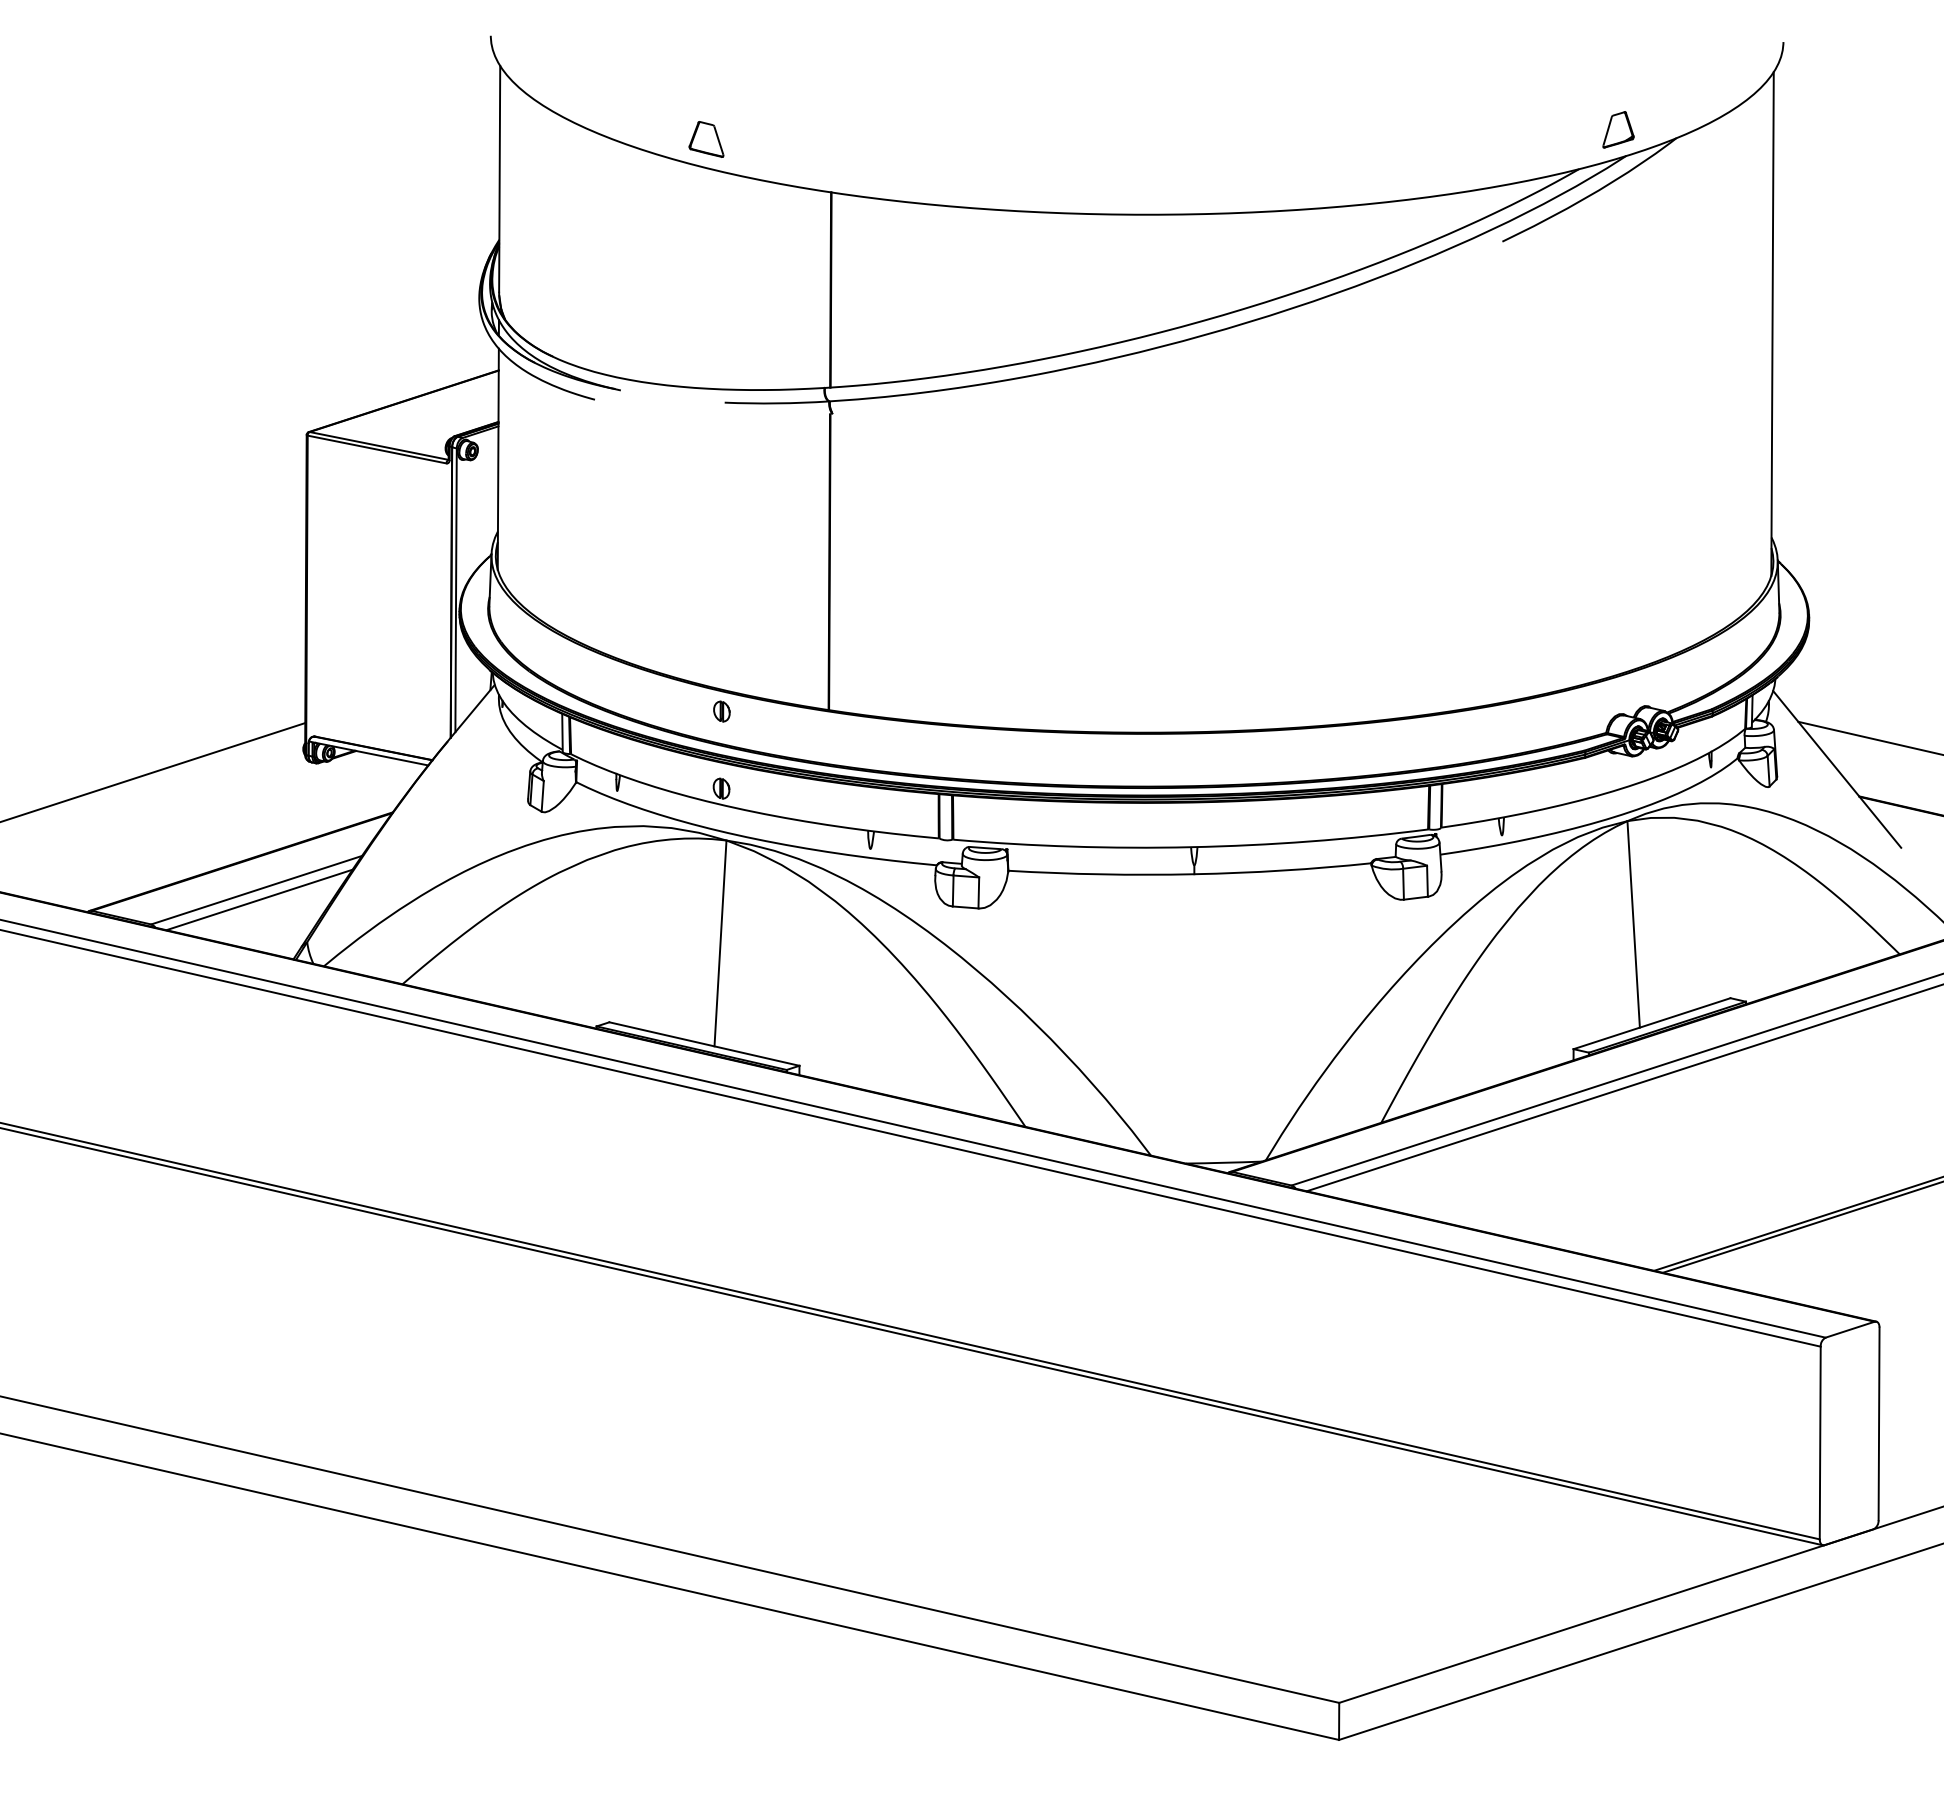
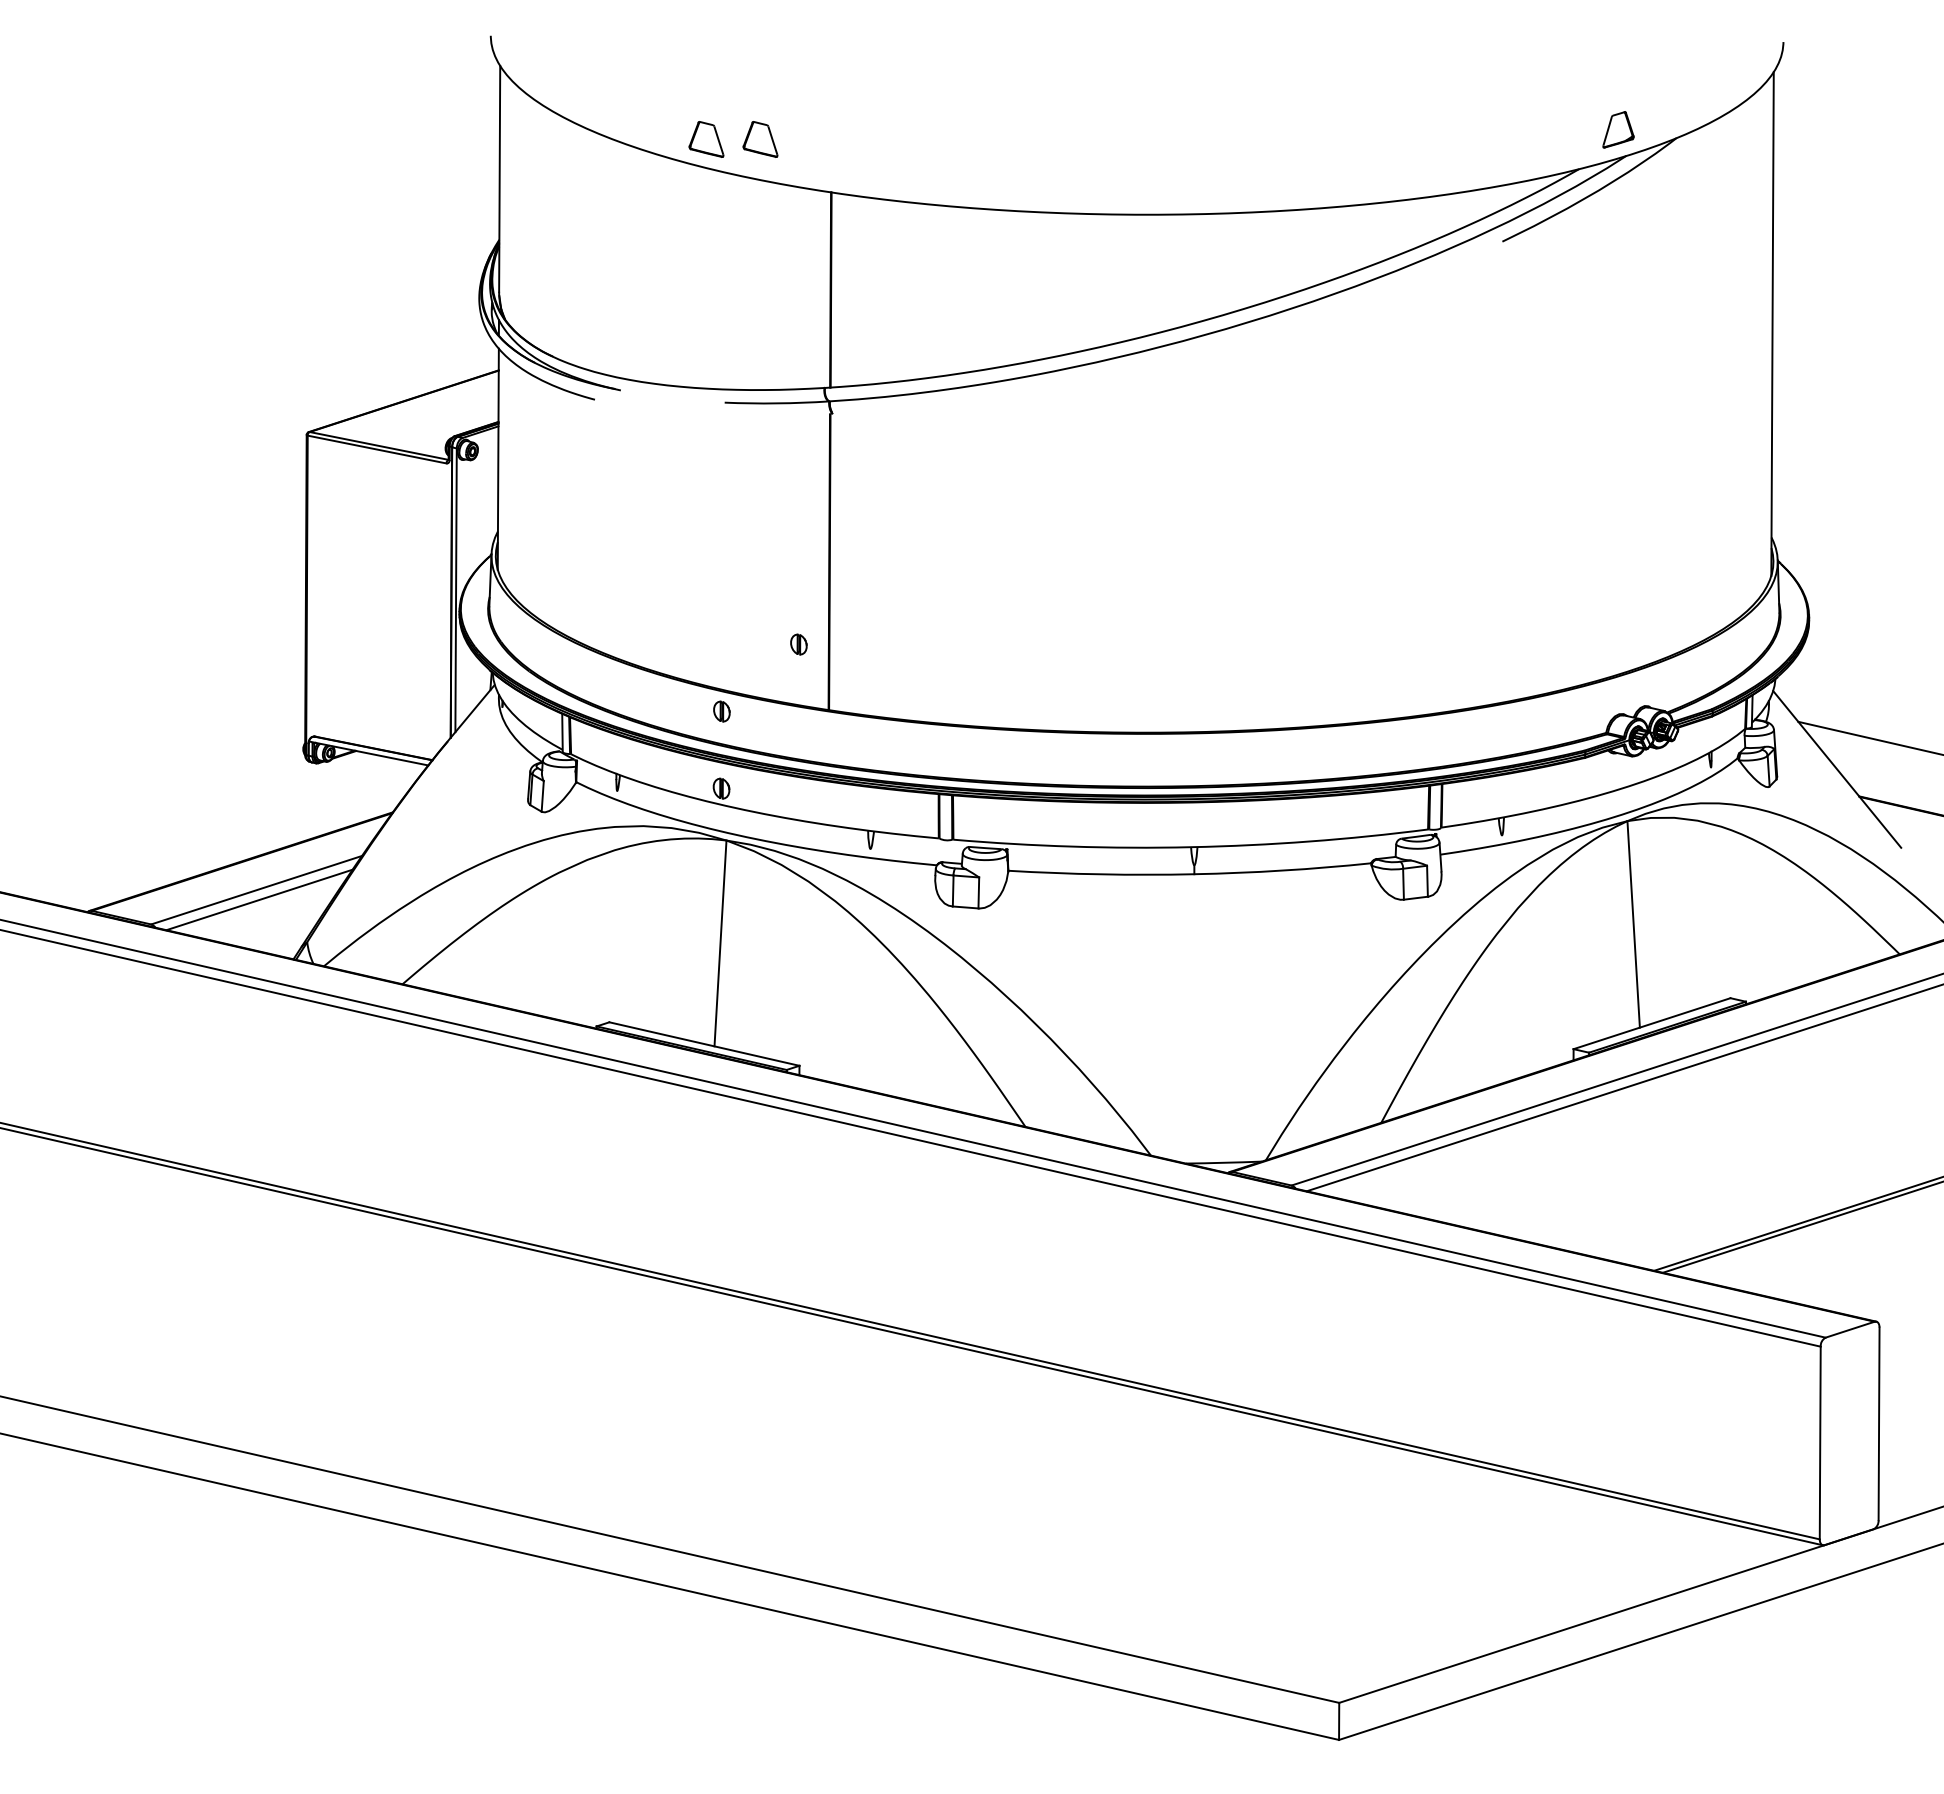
part: none -> present (760, 139)
part: none -> present (798, 644)
line: present -> none (153, 772)
